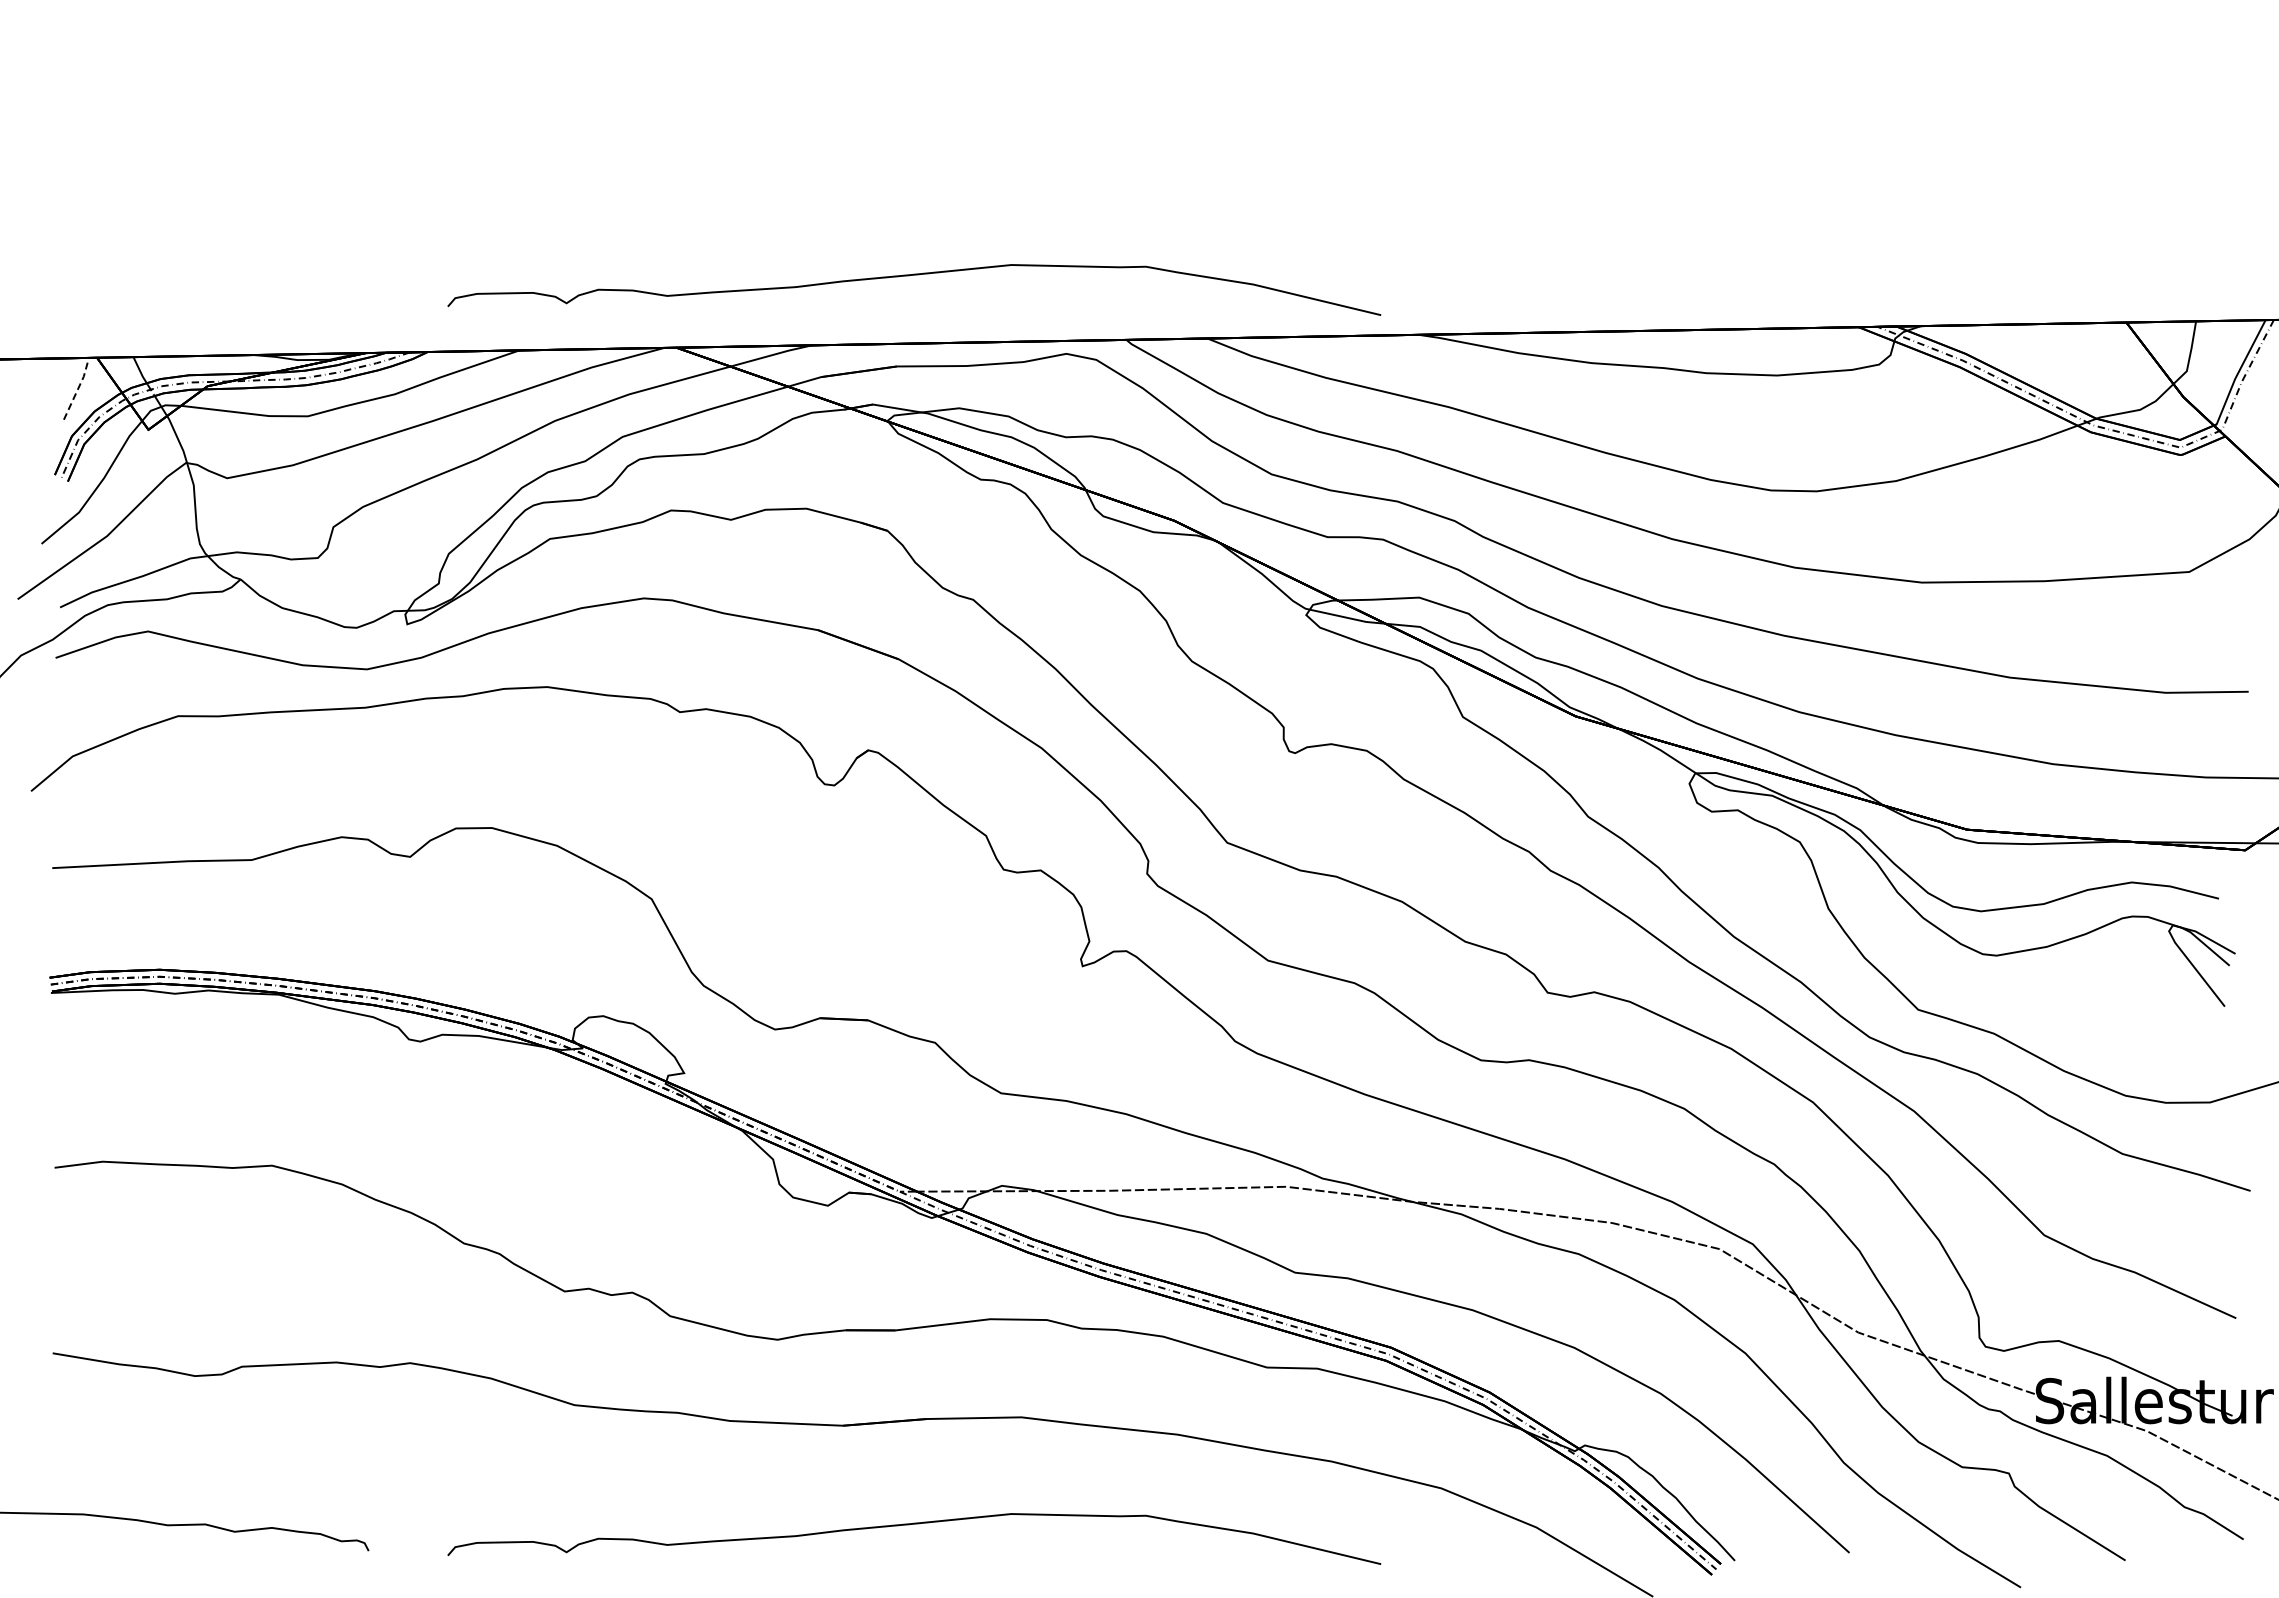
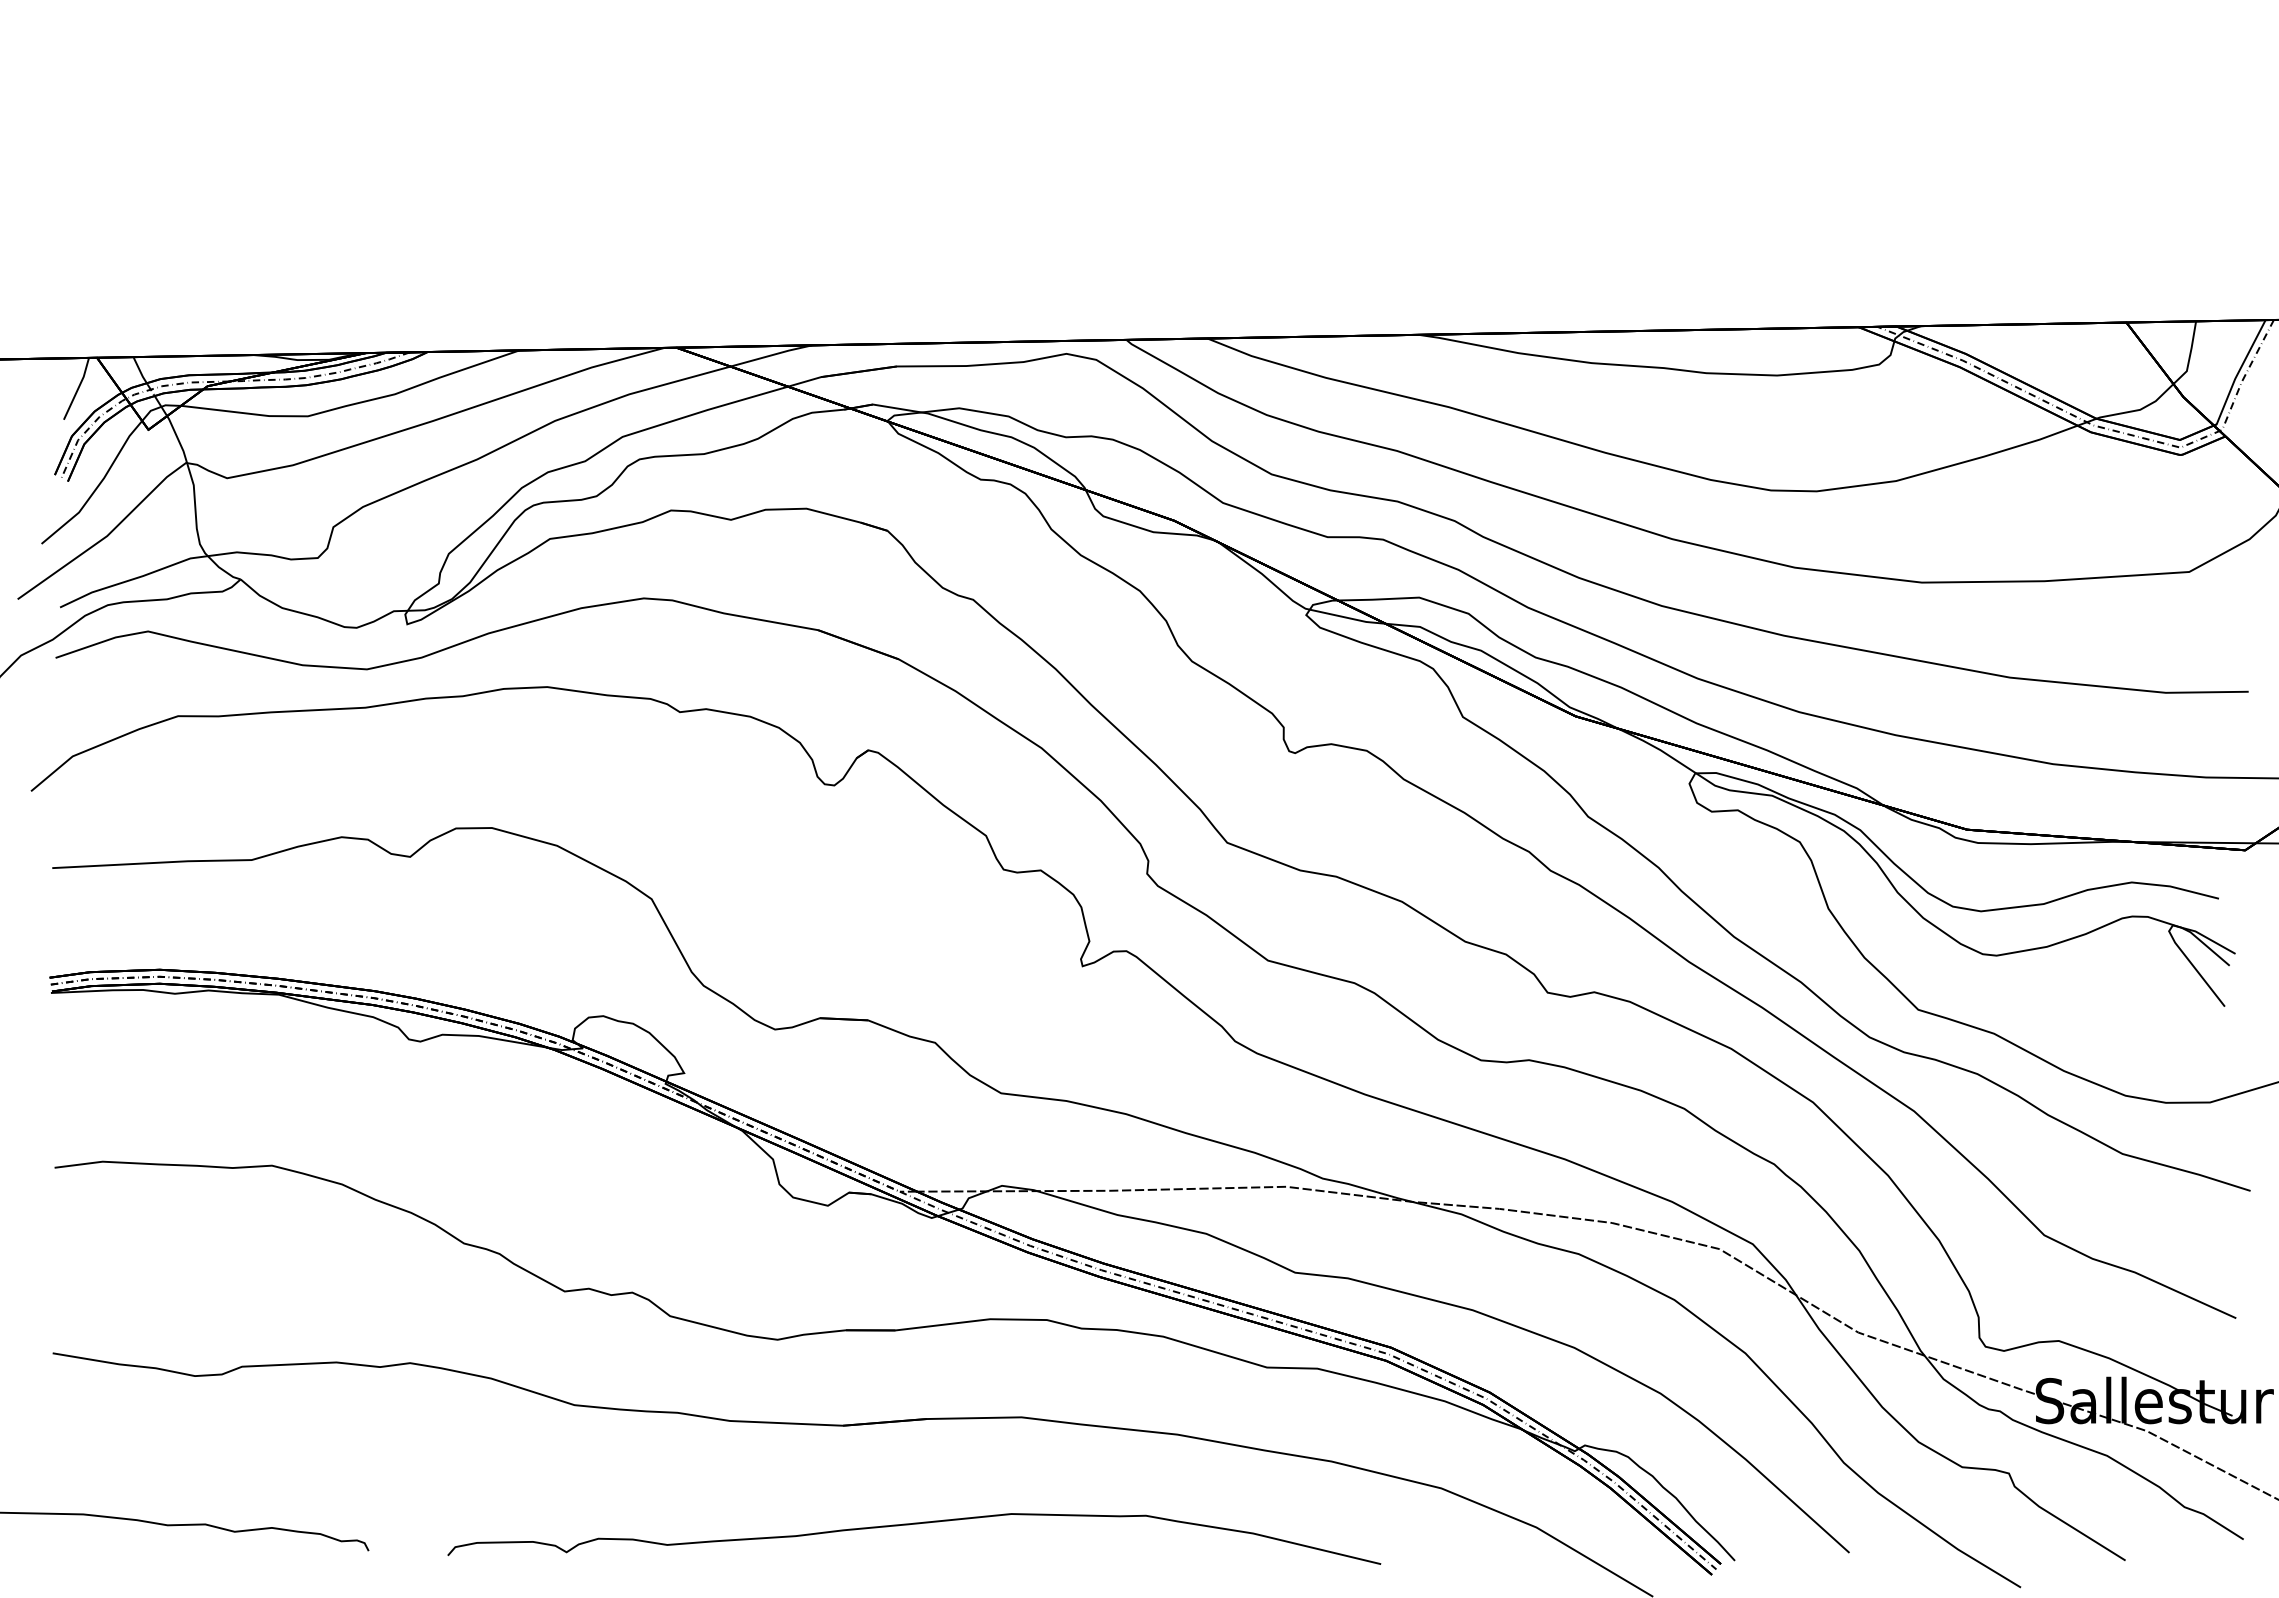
curve: present -> none (909, 276)
line: dashed -> solid (78, 388)
